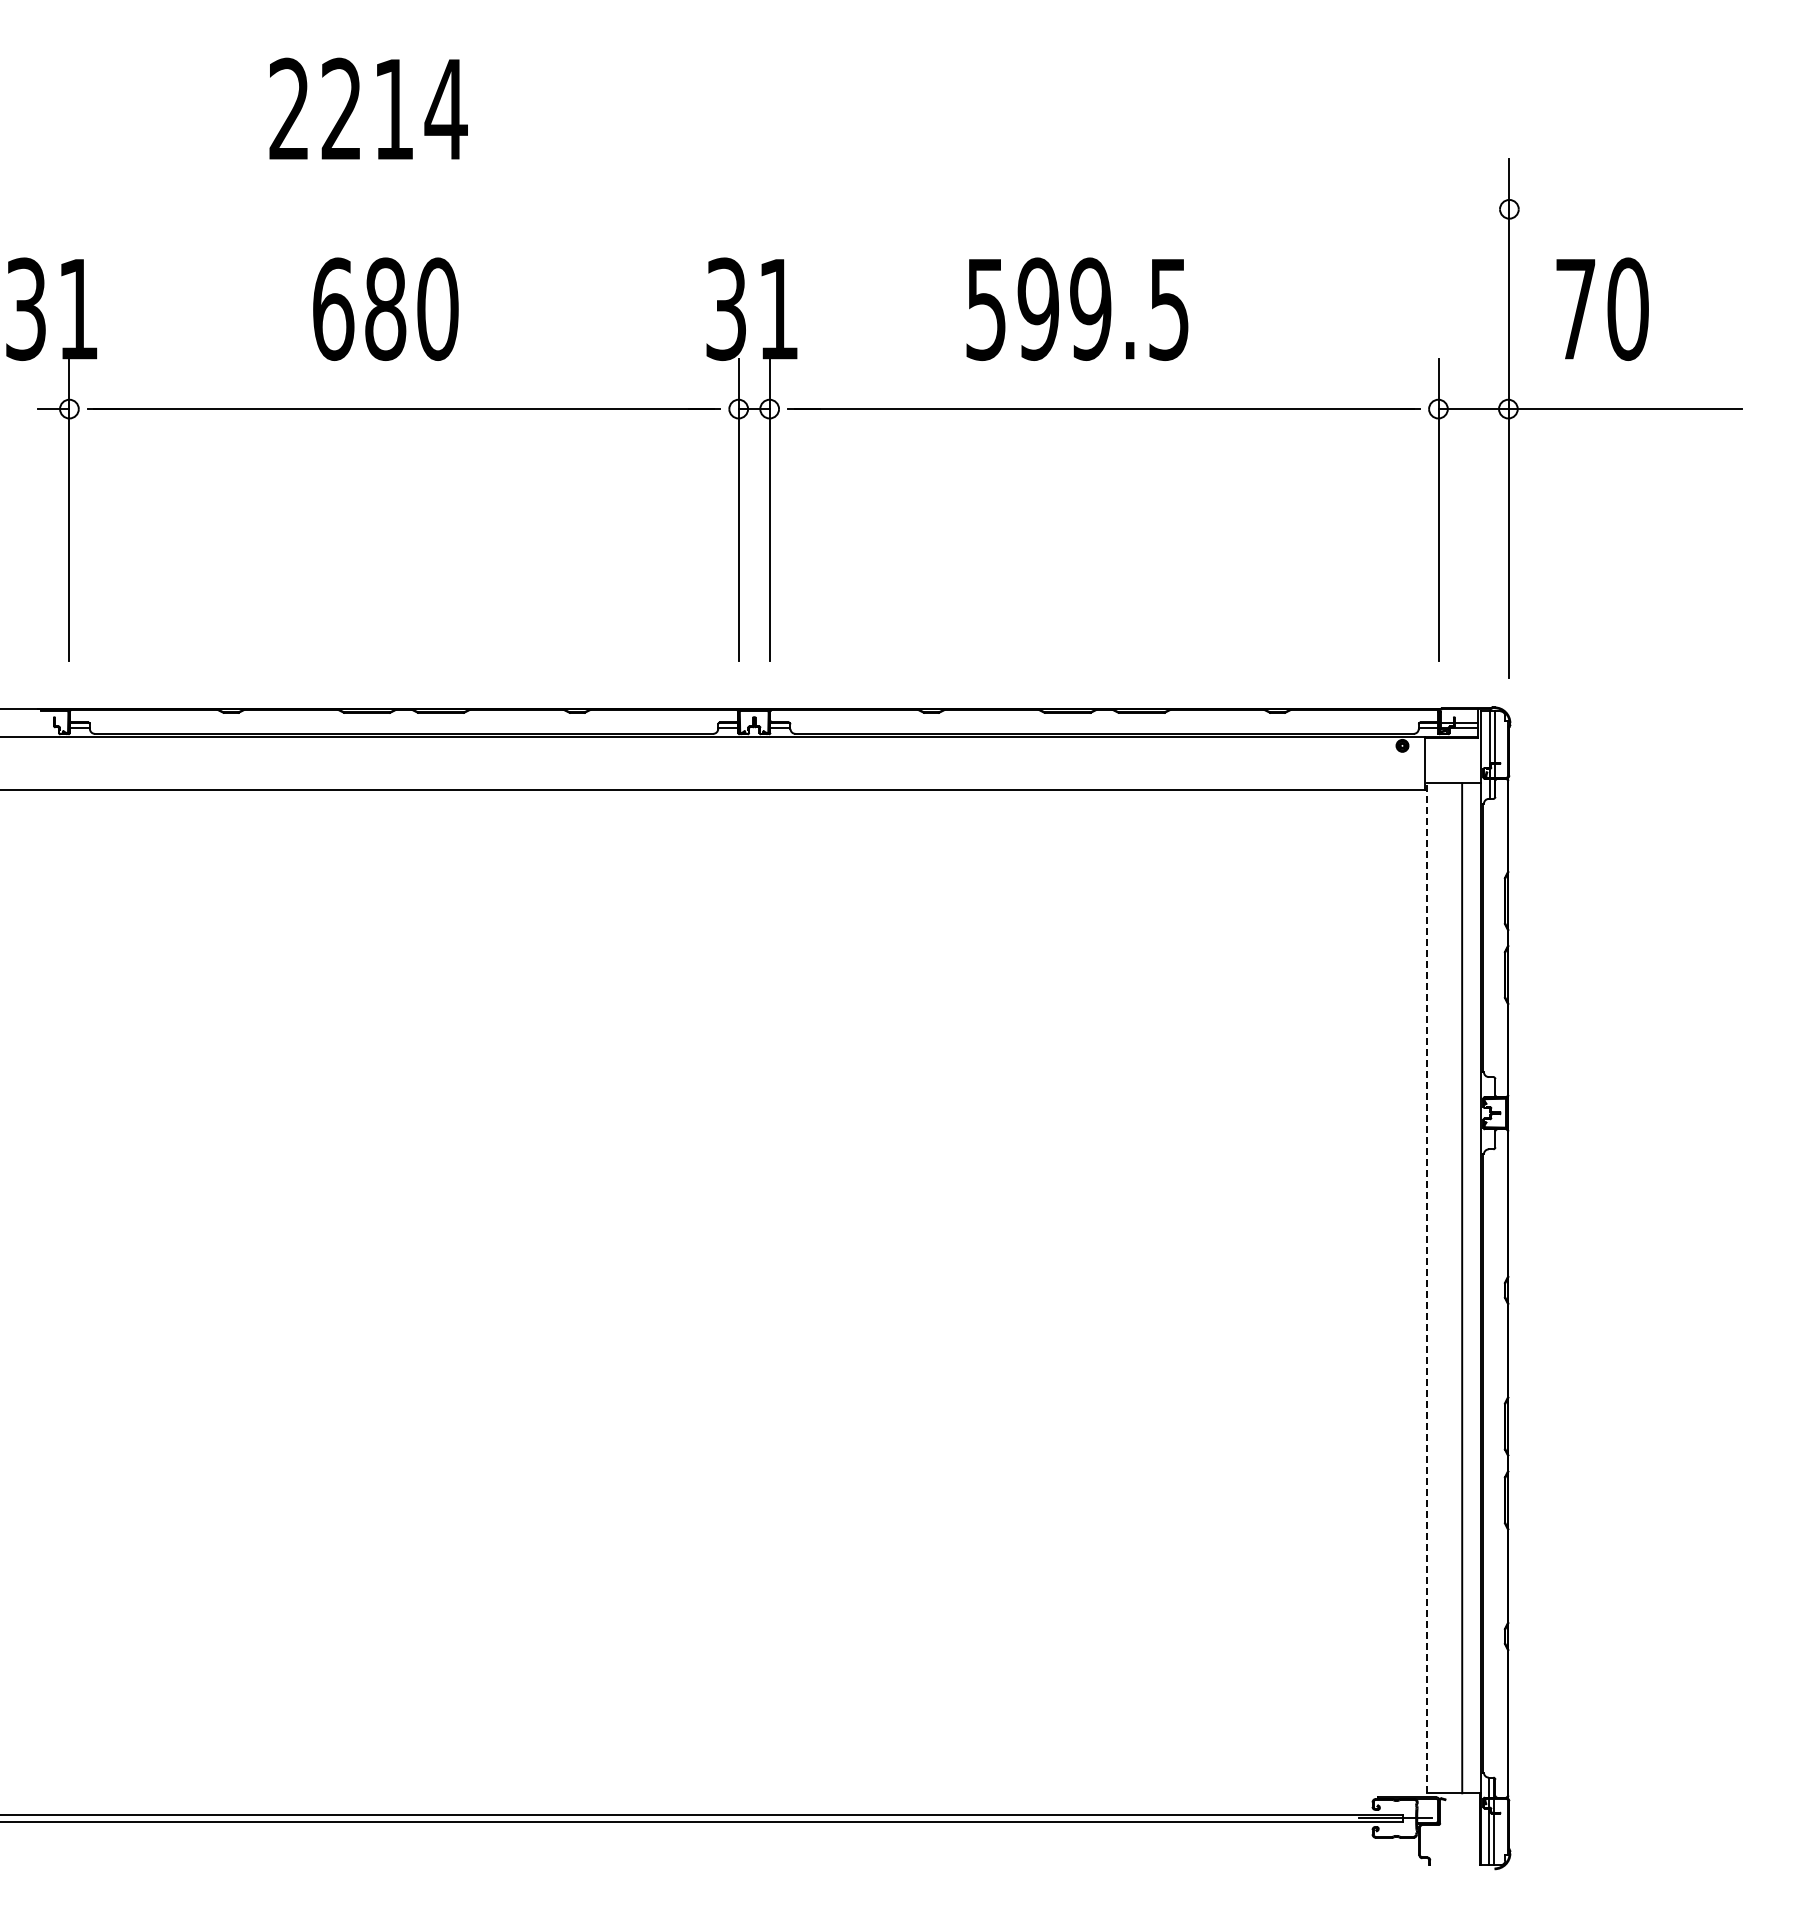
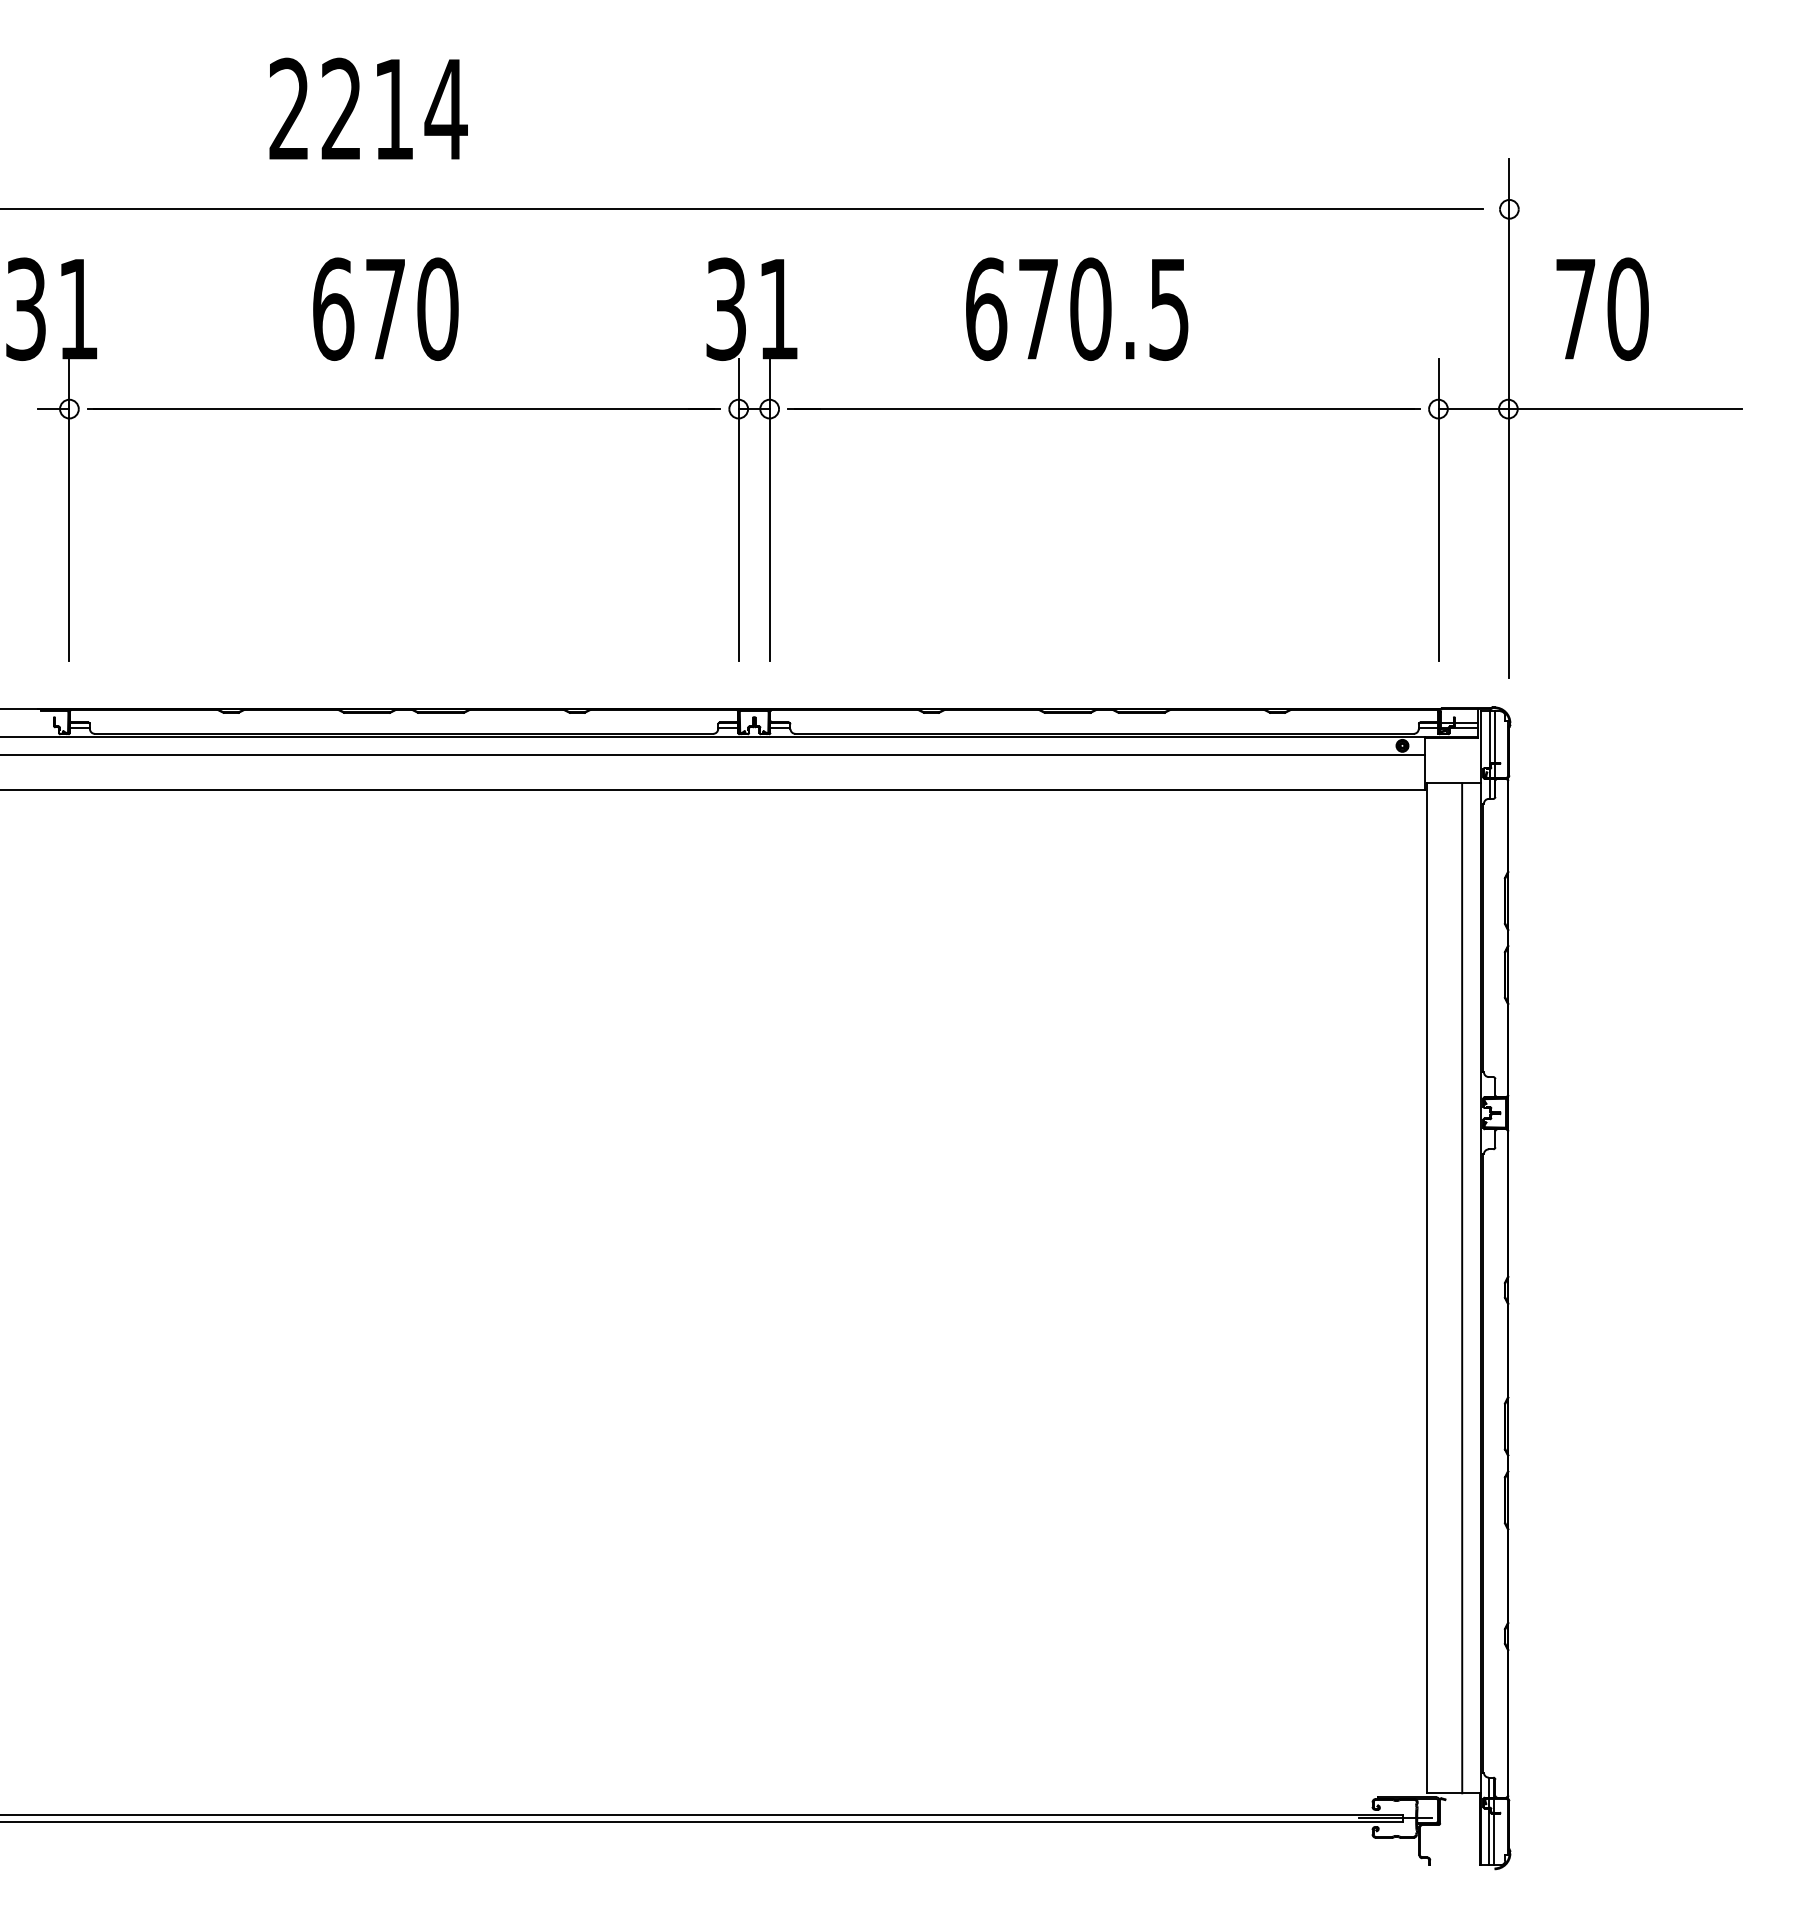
line: none -> present (742, 209)
text: 680 -> 670 (385, 308)
text: 599.5 -> 670.5 (1038, 308)
line: none -> present (713, 755)
line: dashed -> solid (1427, 1287)
